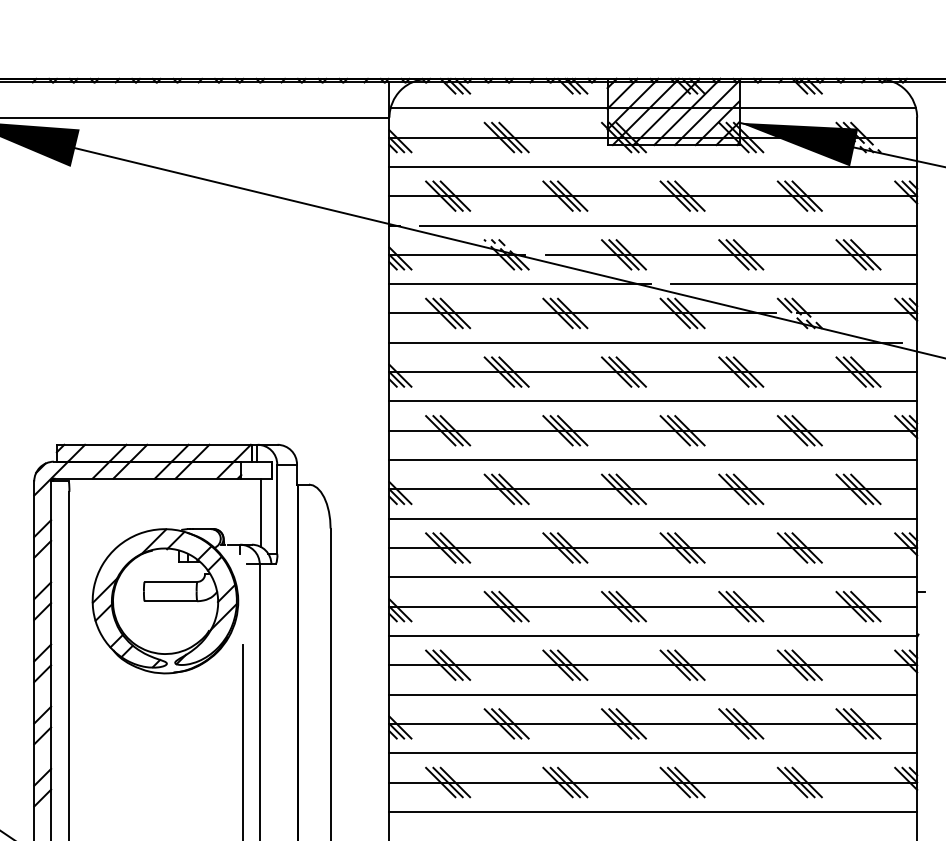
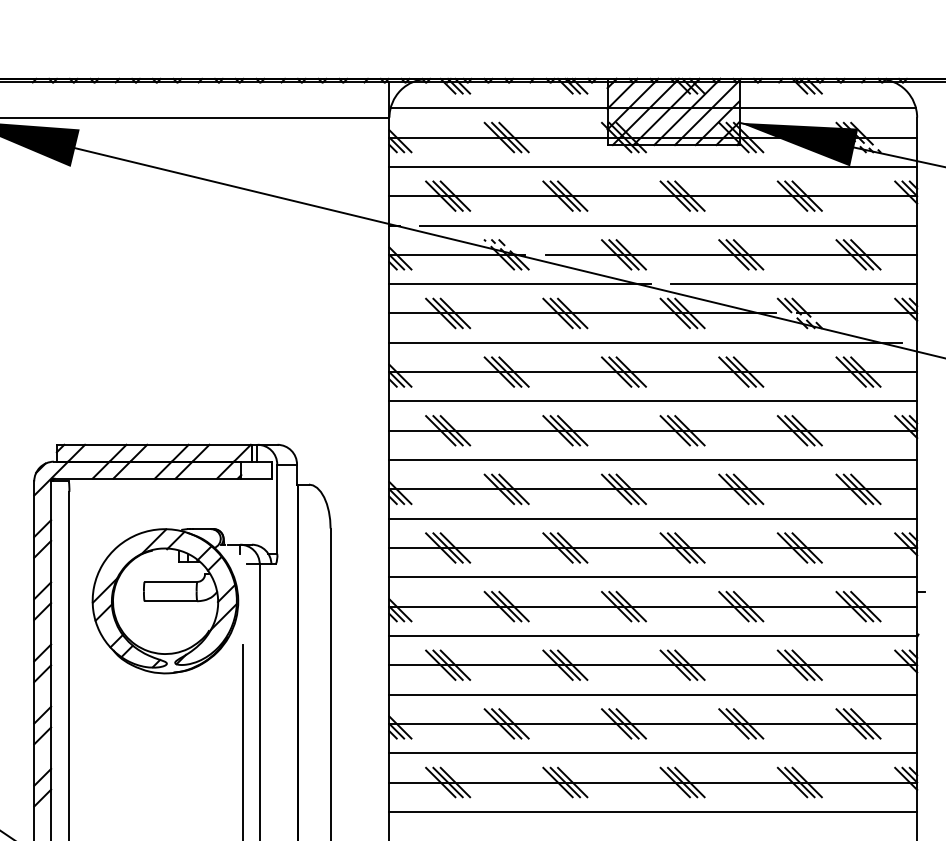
line: present -> none (260, 512)
